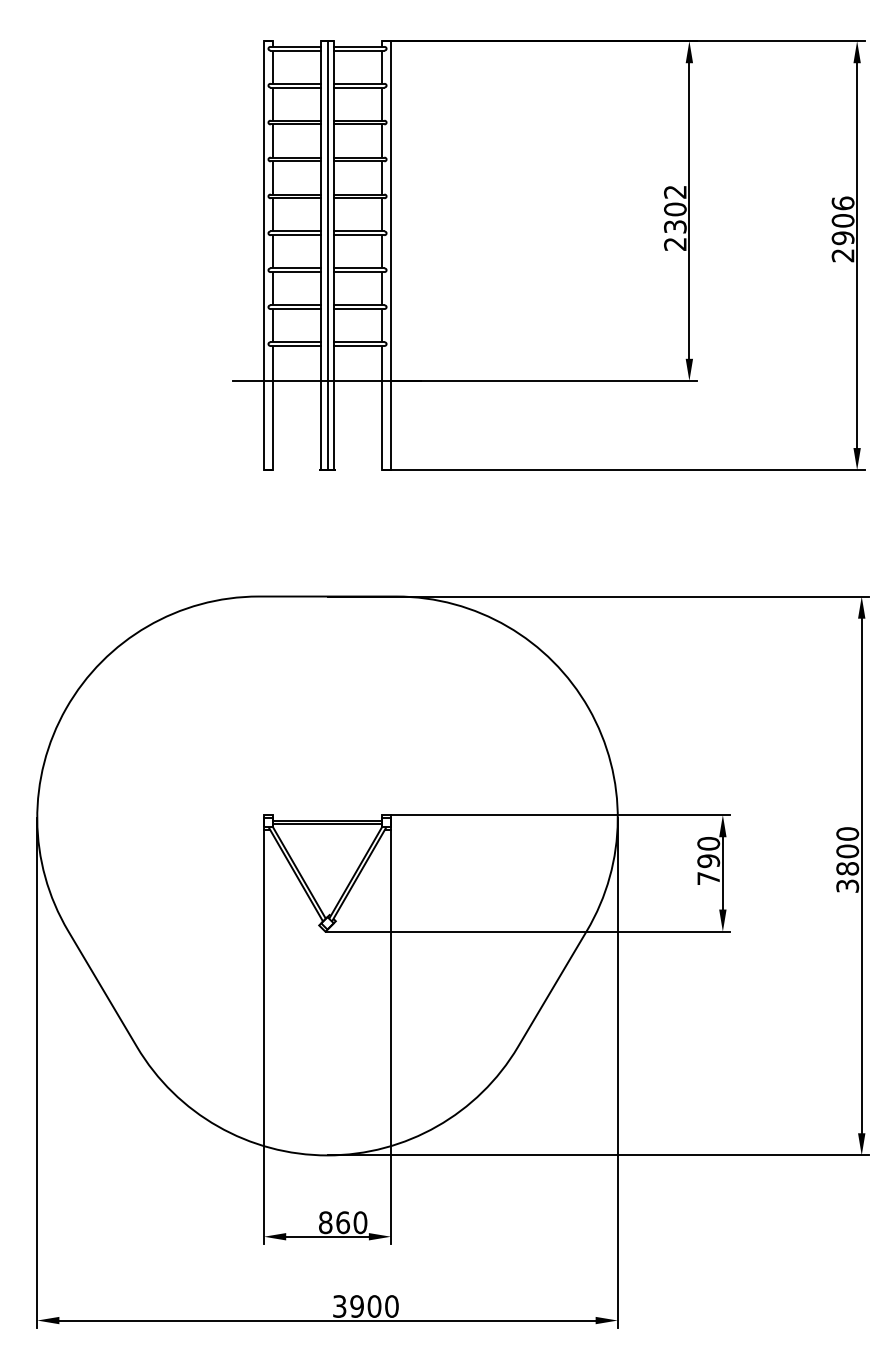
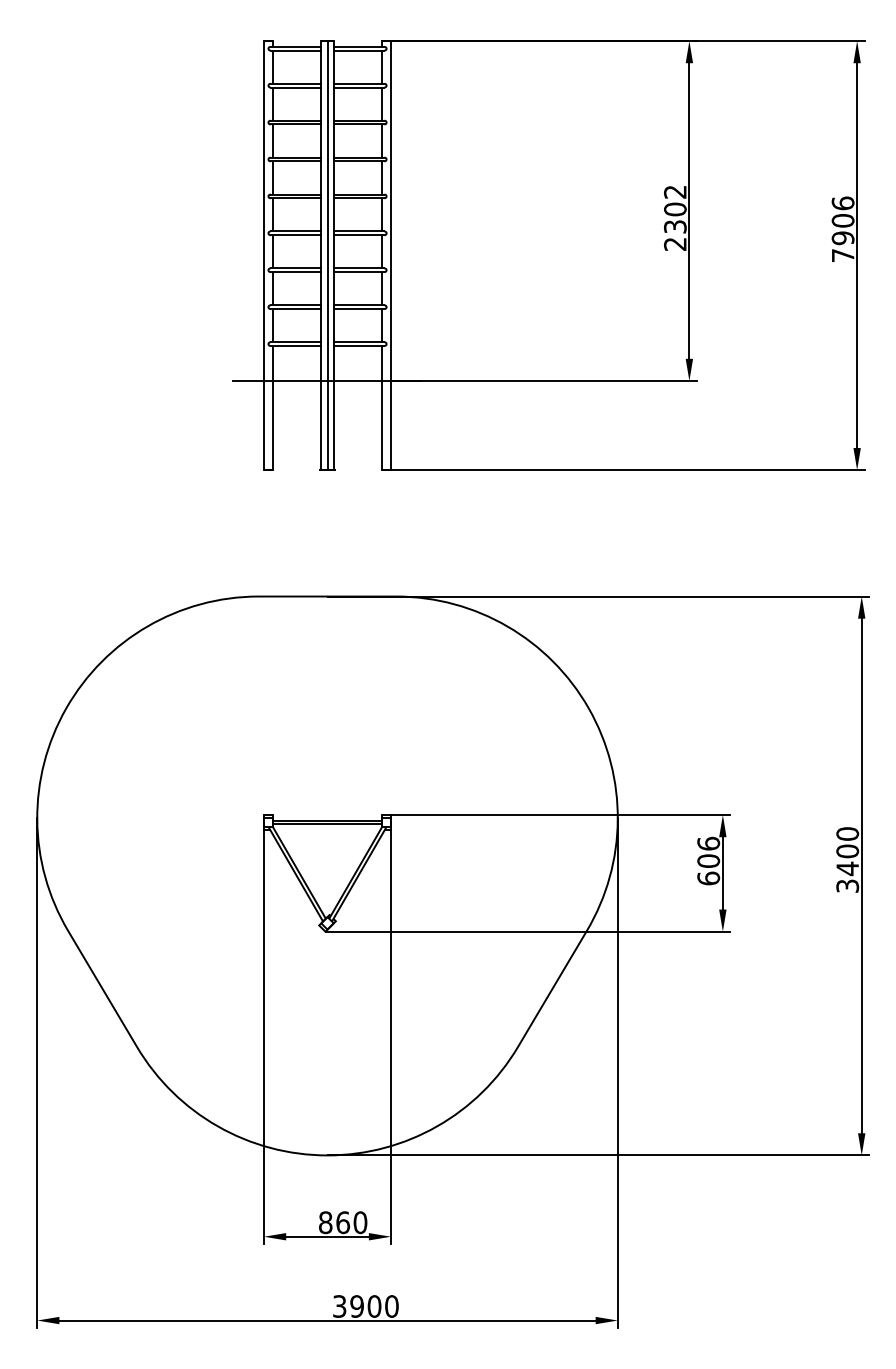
text: 2906 -> 7906 (842, 255)
text: 790 -> 606 (708, 860)
text: 3800 -> 3400 (847, 868)
